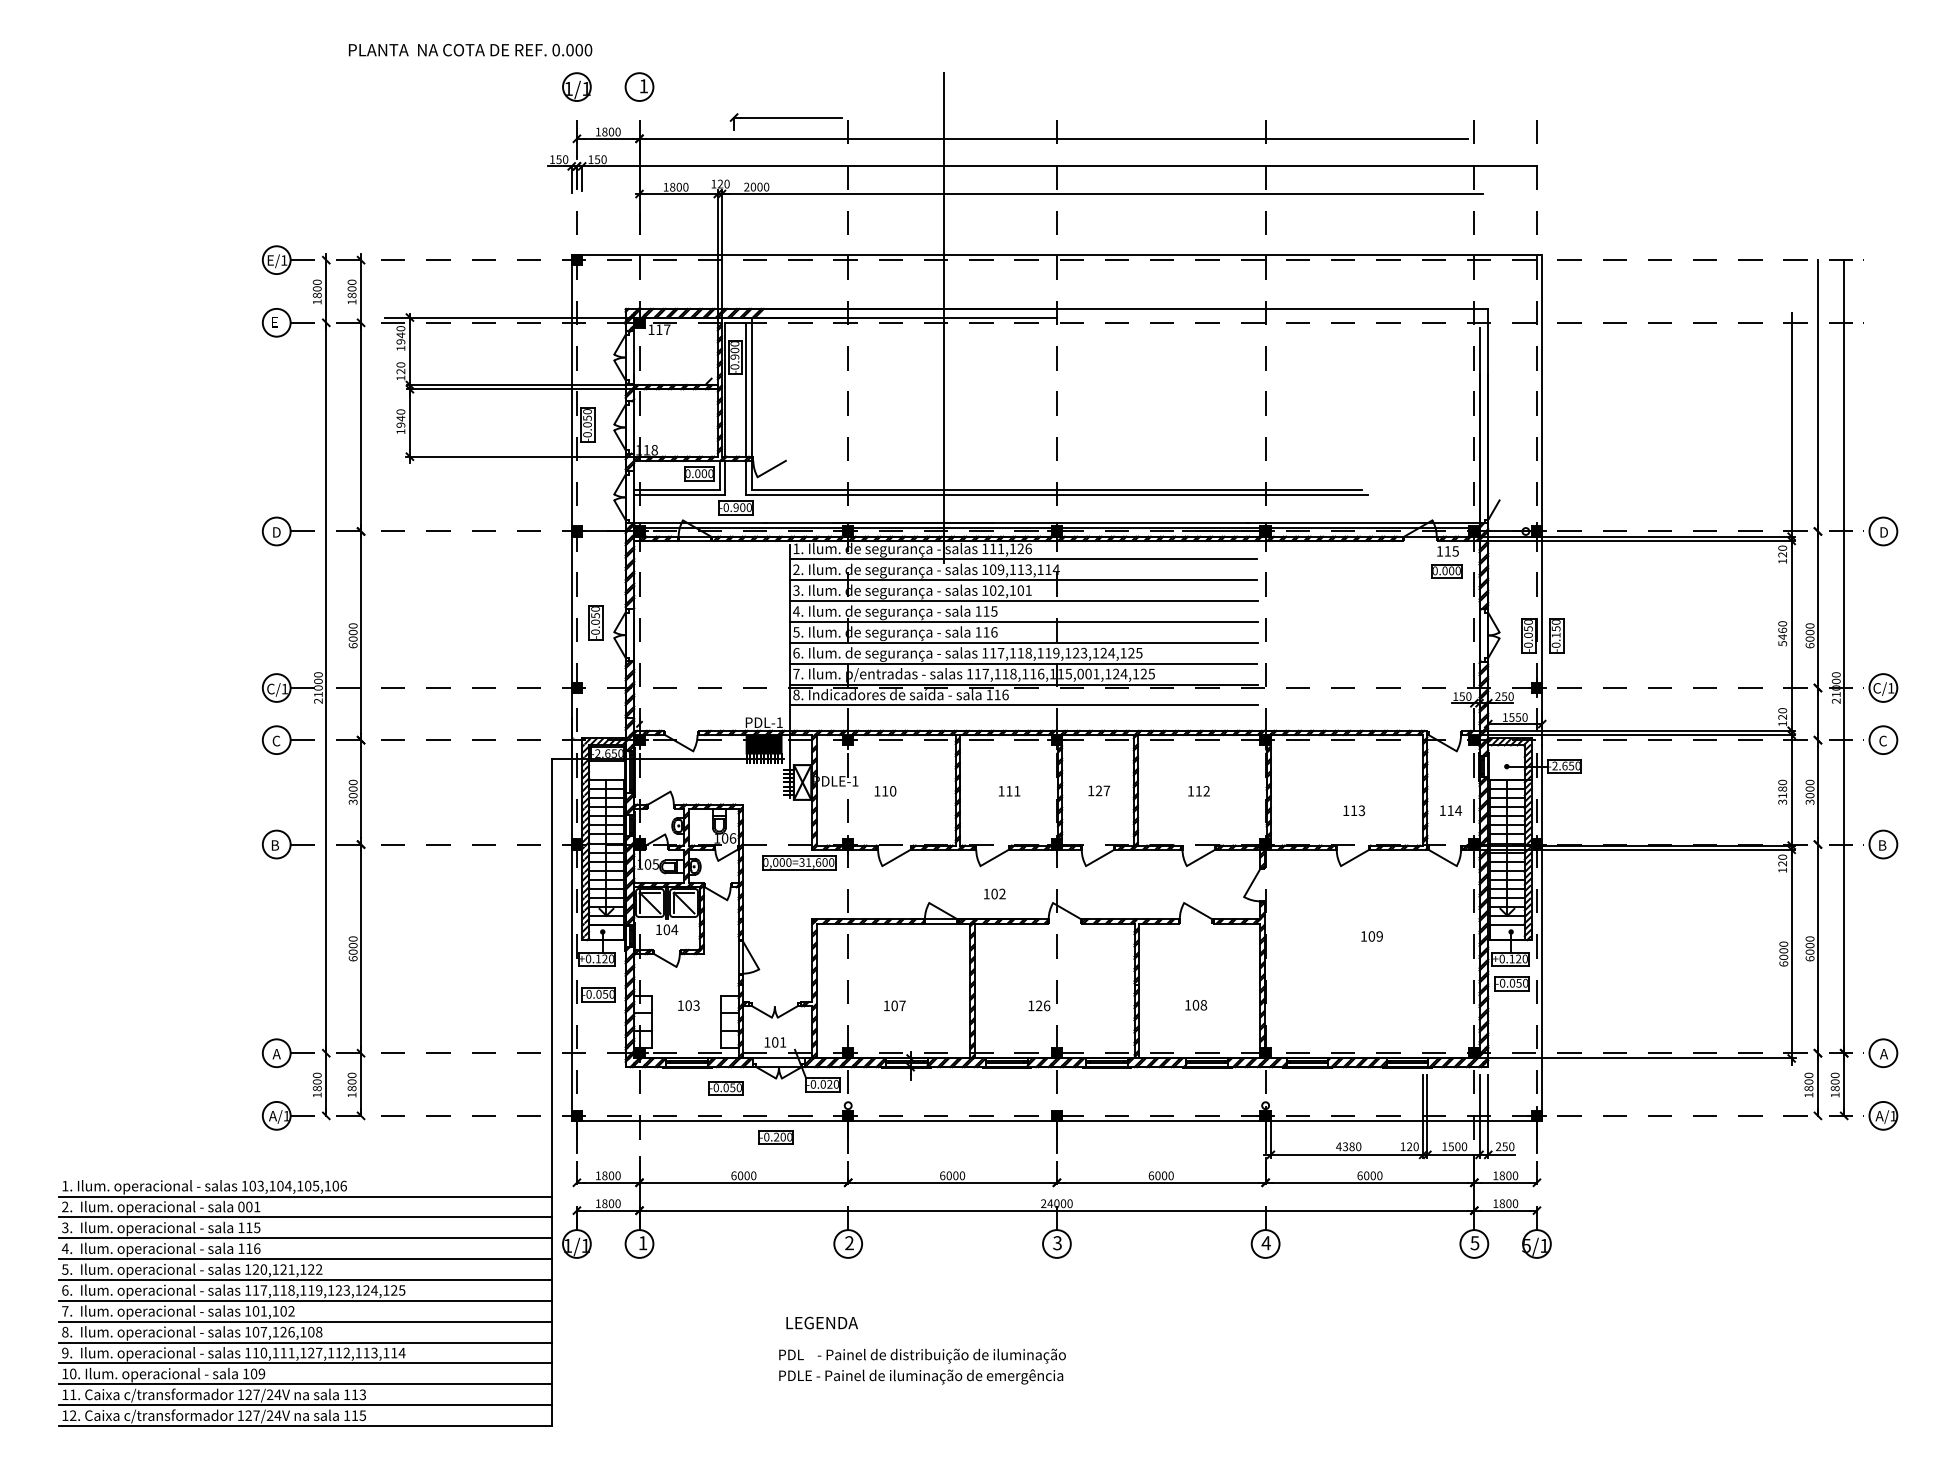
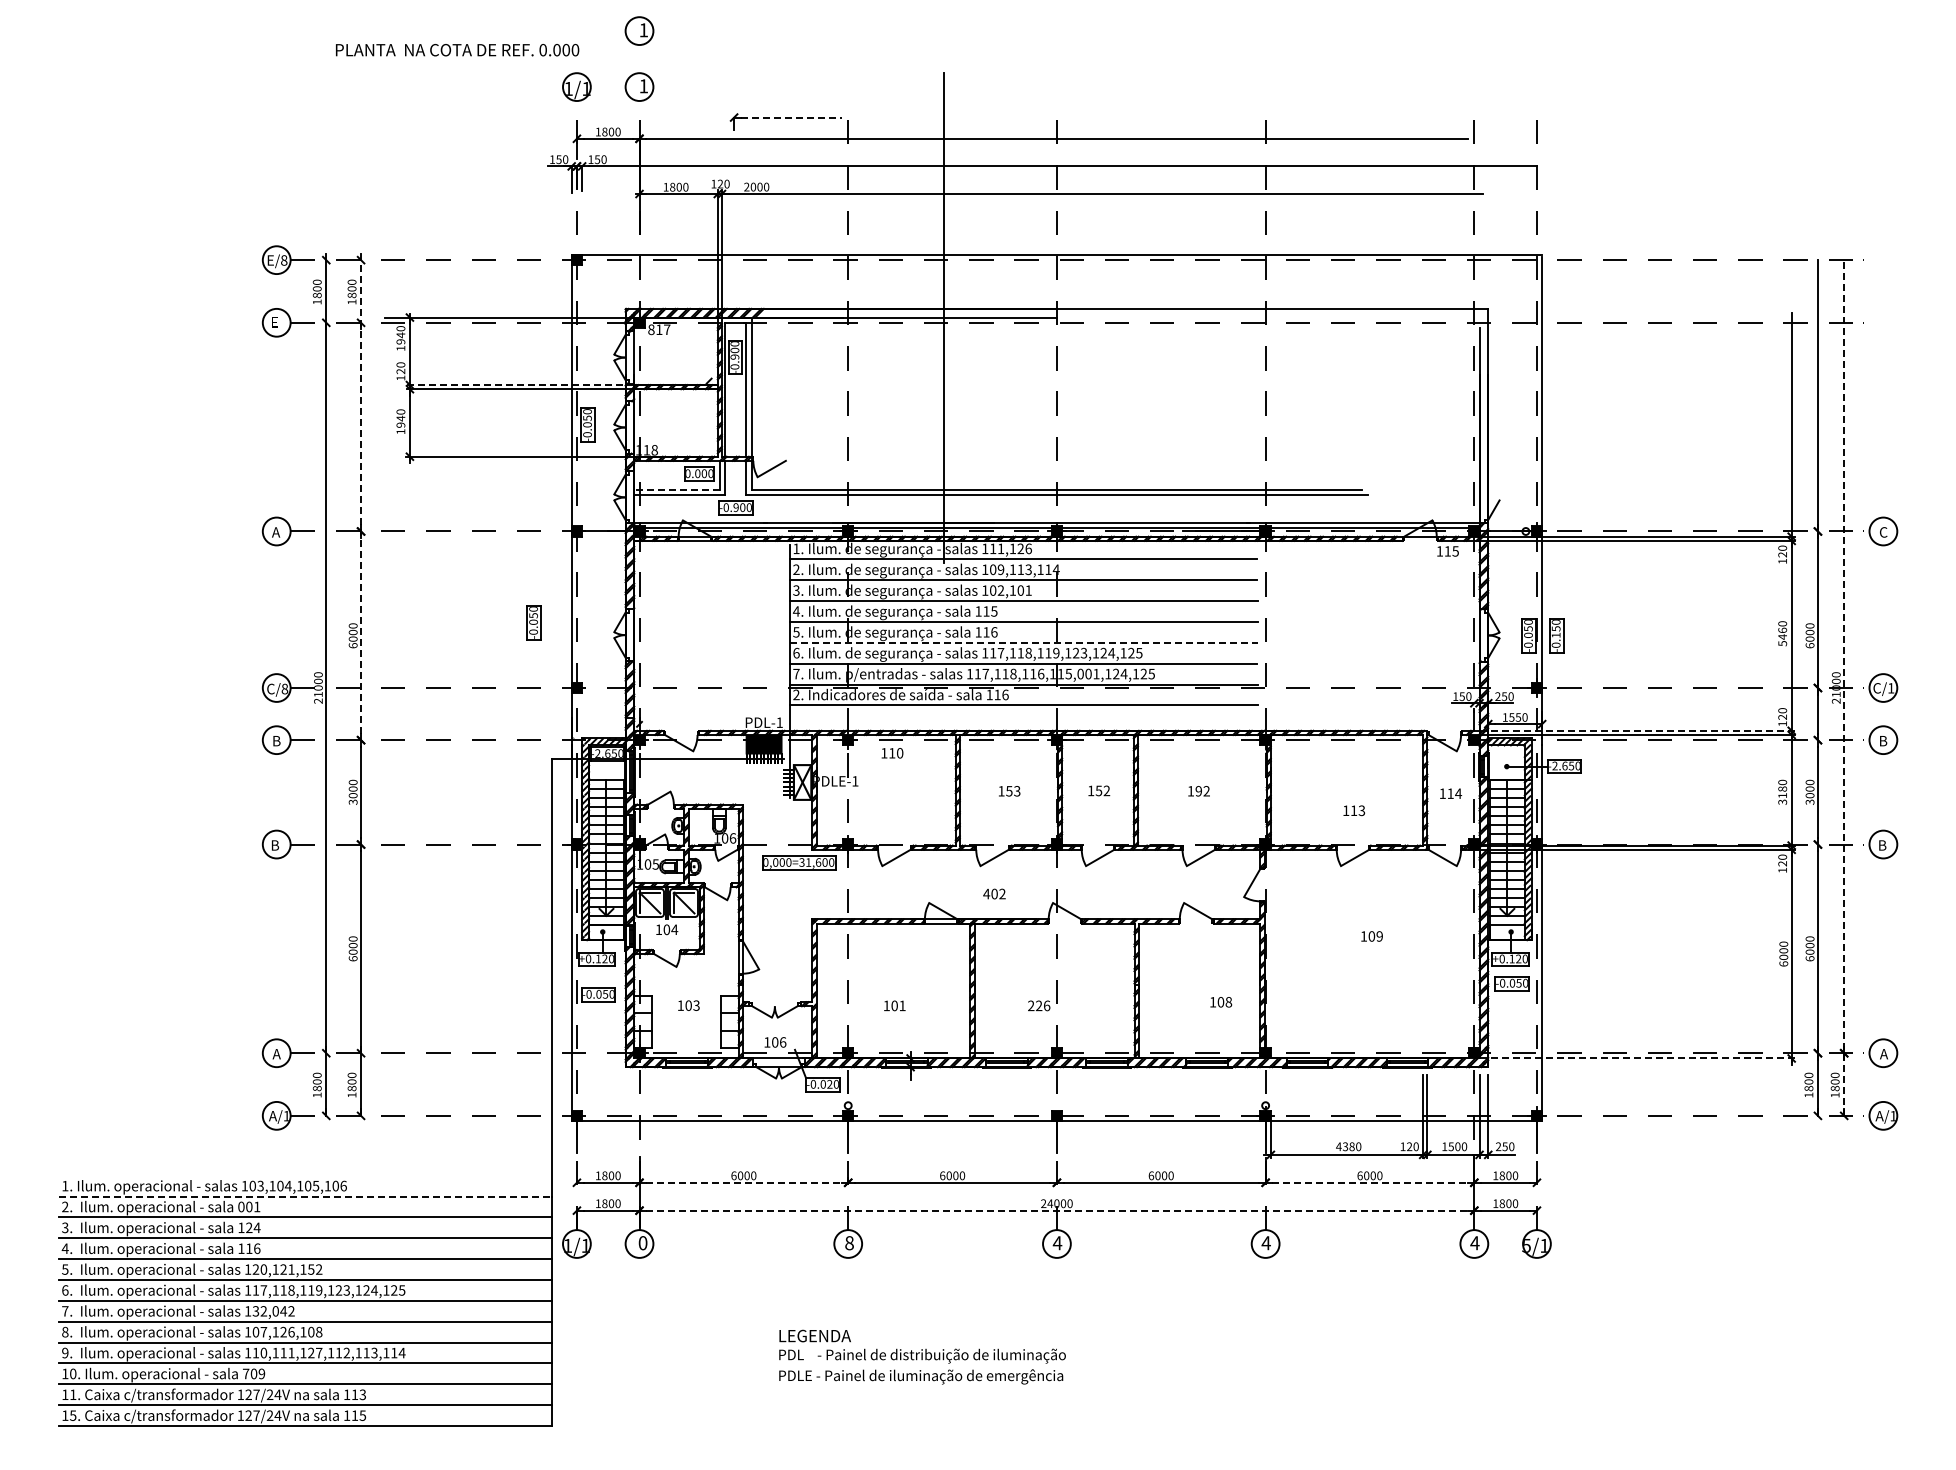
part: none -> present (639, 30)
text position: (470, 50) -> (457, 50) (457, 50)
line: solid -> dashed (791, 117)
text: E/1 -> E/8 (284, 260)
text: 117 -> 817 (651, 329)
line: solid -> dashed (520, 384)
line: solid -> dashed (677, 489)
line: solid -> dashed (361, 496)
text: D -> А (276, 532)
text: D -> C (1883, 532)
part: present -> none (1446, 571)
part position: (595, 622) -> (533, 622) (533, 622)
line: solid -> dashed (1023, 642)
text: C/1 -> C/8 (284, 688)
line: solid -> dashed (1844, 688)
text: 8. -> 2. (796, 694)
line: solid -> dashed (1637, 730)
text: C -> B (276, 740)
text: C -> B (1883, 740)
text: 127 -> 152 (1102, 790)
text position: (885, 791) -> (892, 753) (892, 753)
text: 111 -> 153 (1013, 791)
text: 112 -> 192 (1198, 791)
text position: (1451, 810) -> (1451, 793) (1451, 793)
text: 102 -> 402 (986, 893)
text: 107 -> 101 (902, 1005)
text: 126 -> 226 (1031, 1005)
text position: (1196, 1005) -> (1221, 1002) (1221, 1002)
text: 101 -> 106 (783, 1042)
line: solid -> dashed (1638, 1058)
part: present -> none (725, 1088)
part: present -> none (775, 1137)
line: solid -> dashed (743, 1182)
line: solid -> dashed (1369, 1182)
line: solid -> dashed (305, 1196)
line: solid -> dashed (1056, 1210)
text: 115 -> 124 (253, 1227)
text: 1 -> 0 (642, 1243)
text: 2 -> 8 (849, 1243)
text: 3 -> 4 (1057, 1243)
text: 5 -> 4 (1474, 1243)
text: 120,121,122 -> 120,121,152 (311, 1269)
text: 101,102 -> 132,042 (269, 1311)
text position: (821, 1322) -> (814, 1335) (814, 1335)
text: 109 -> 709 (246, 1373)
text: 12. -> 15. (73, 1415)
